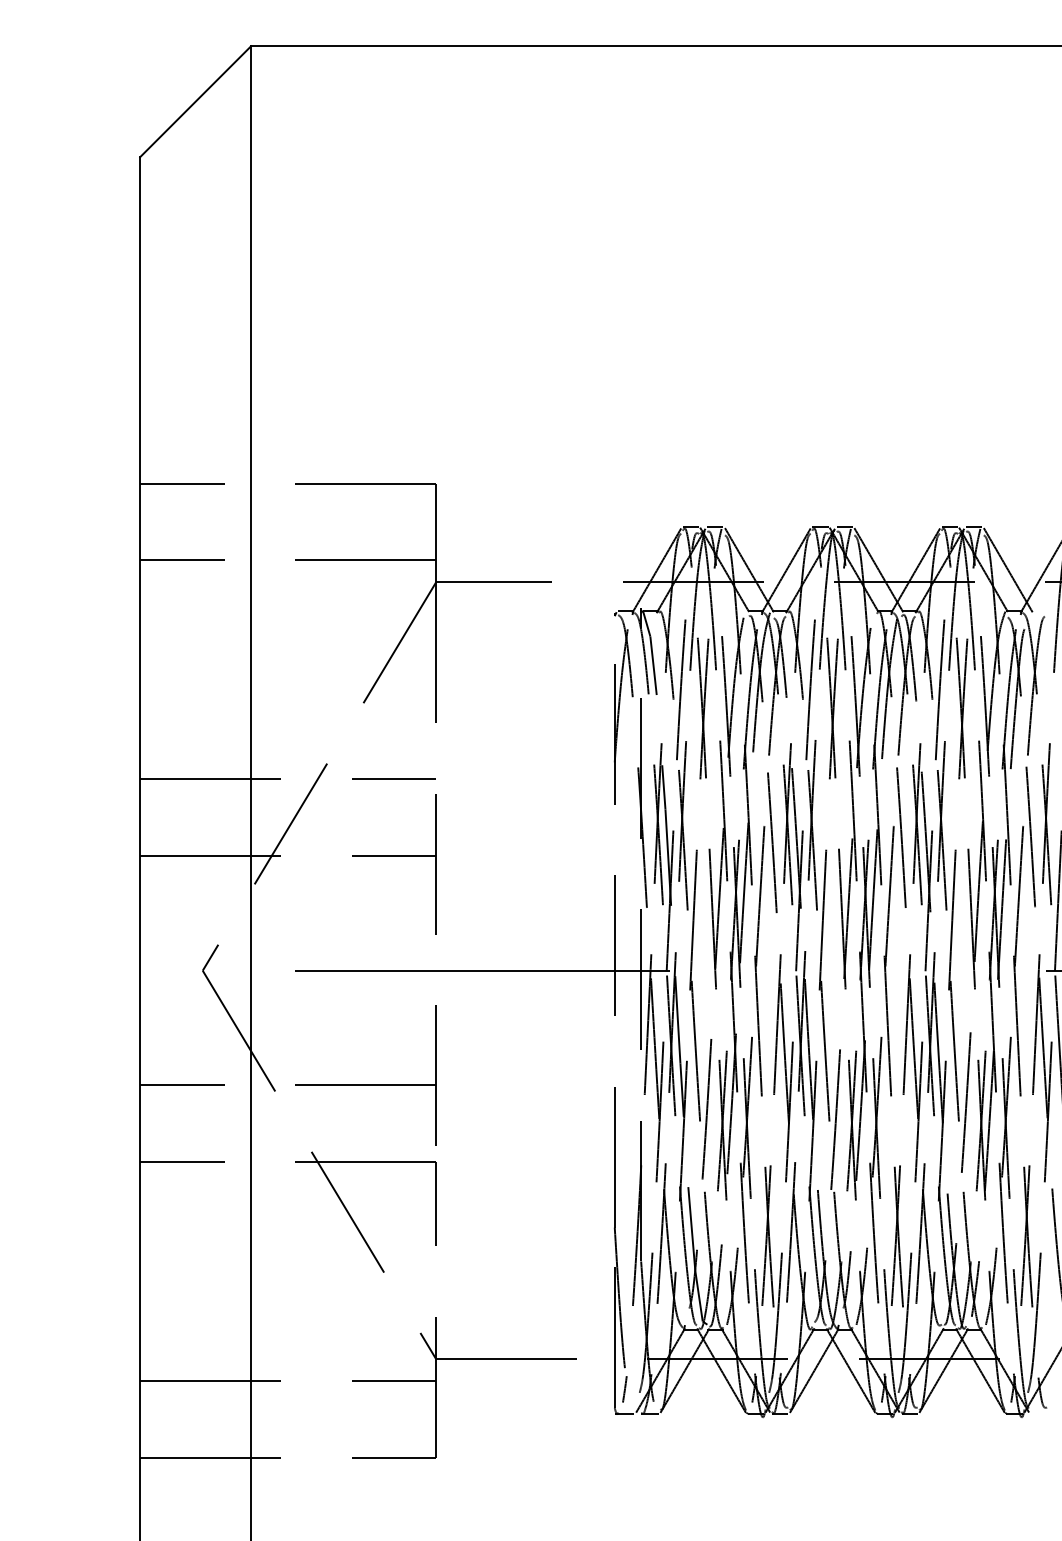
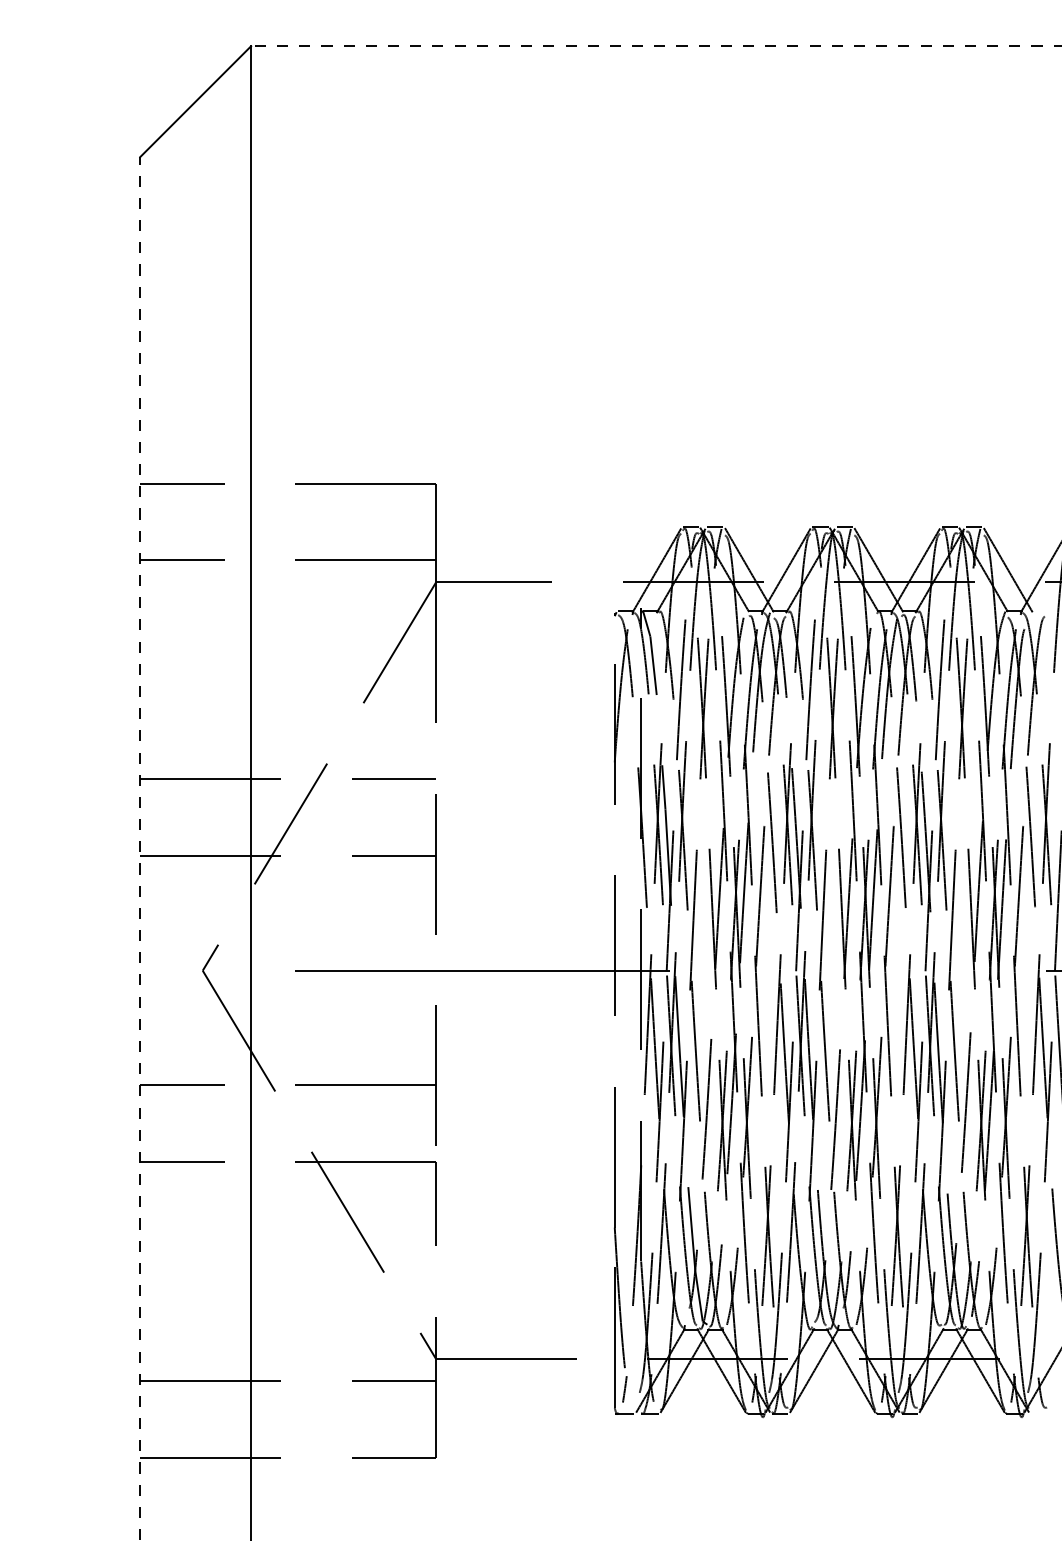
line: solid -> dashed (655, 46)
line: solid -> dashed (140, 848)
